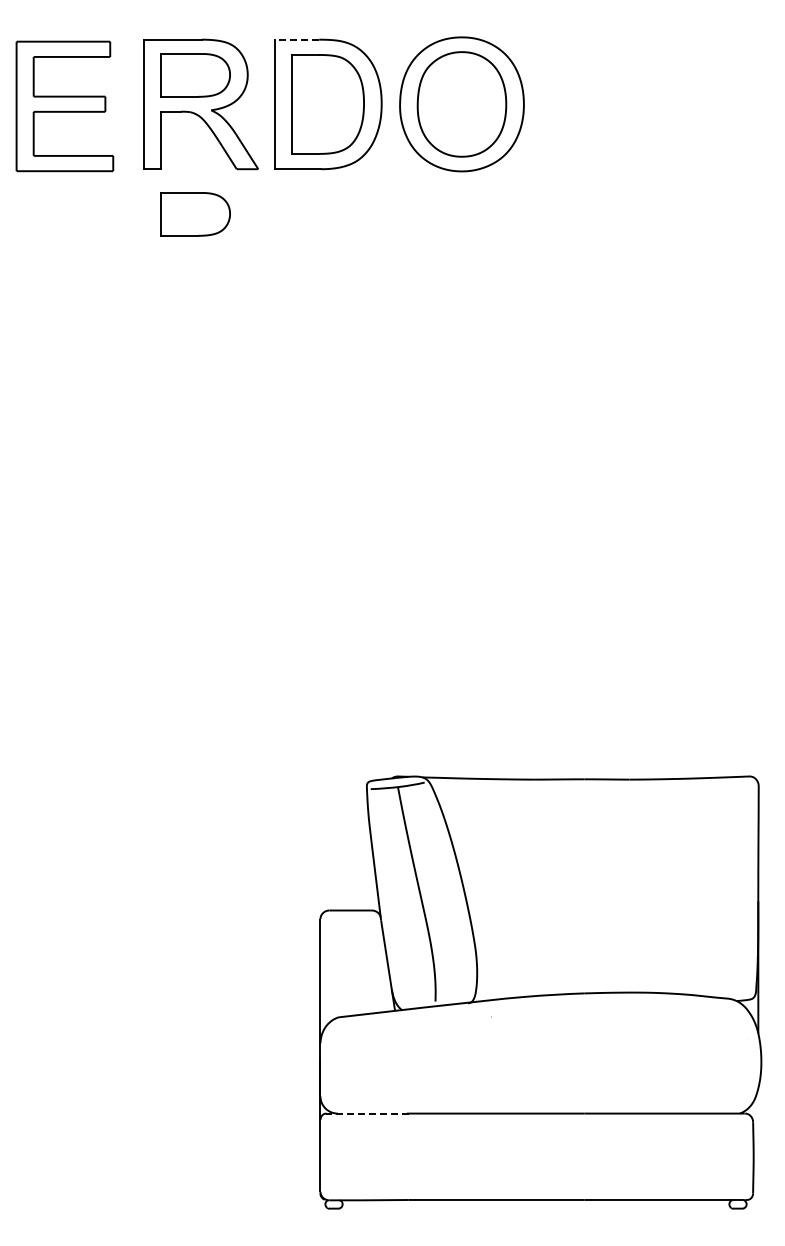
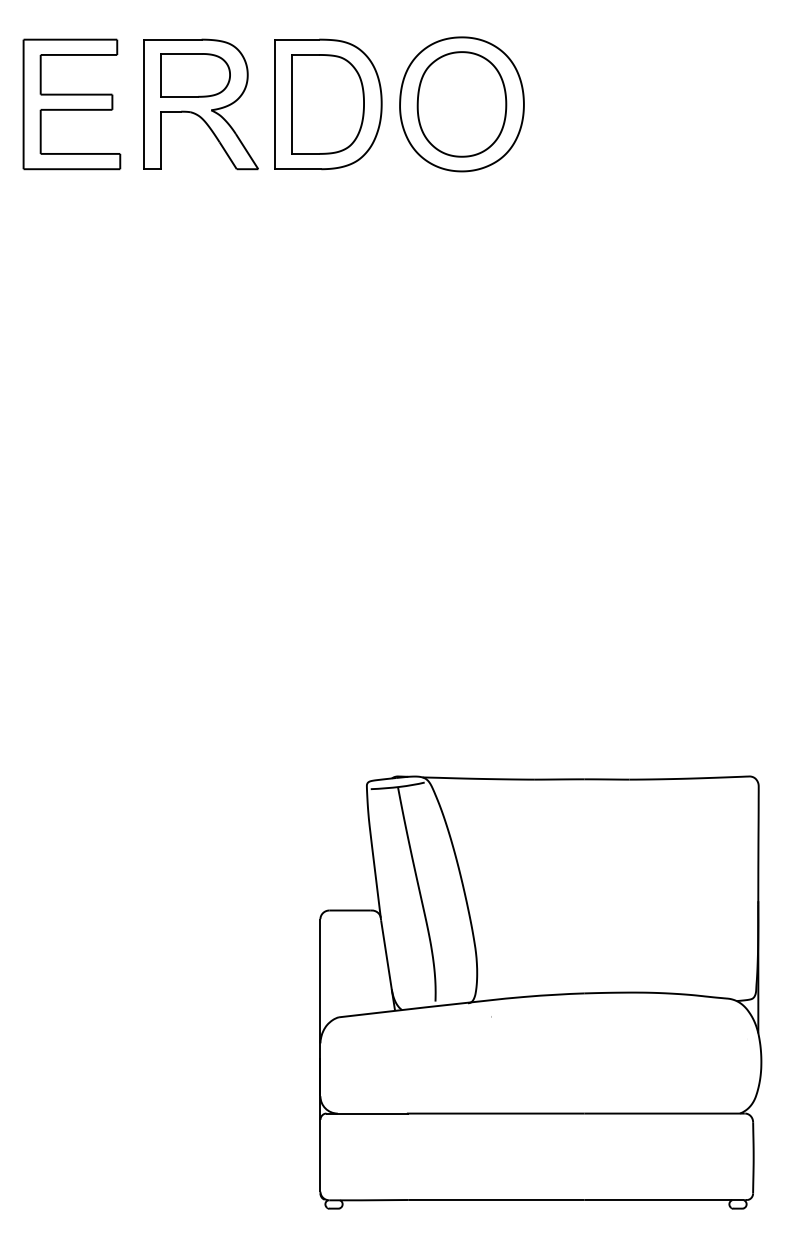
line: dashed -> solid (296, 39)
part position: (64, 106) -> (71, 104) (71, 104)
part: present -> none (195, 214)
line: dashed -> solid (367, 1113)
